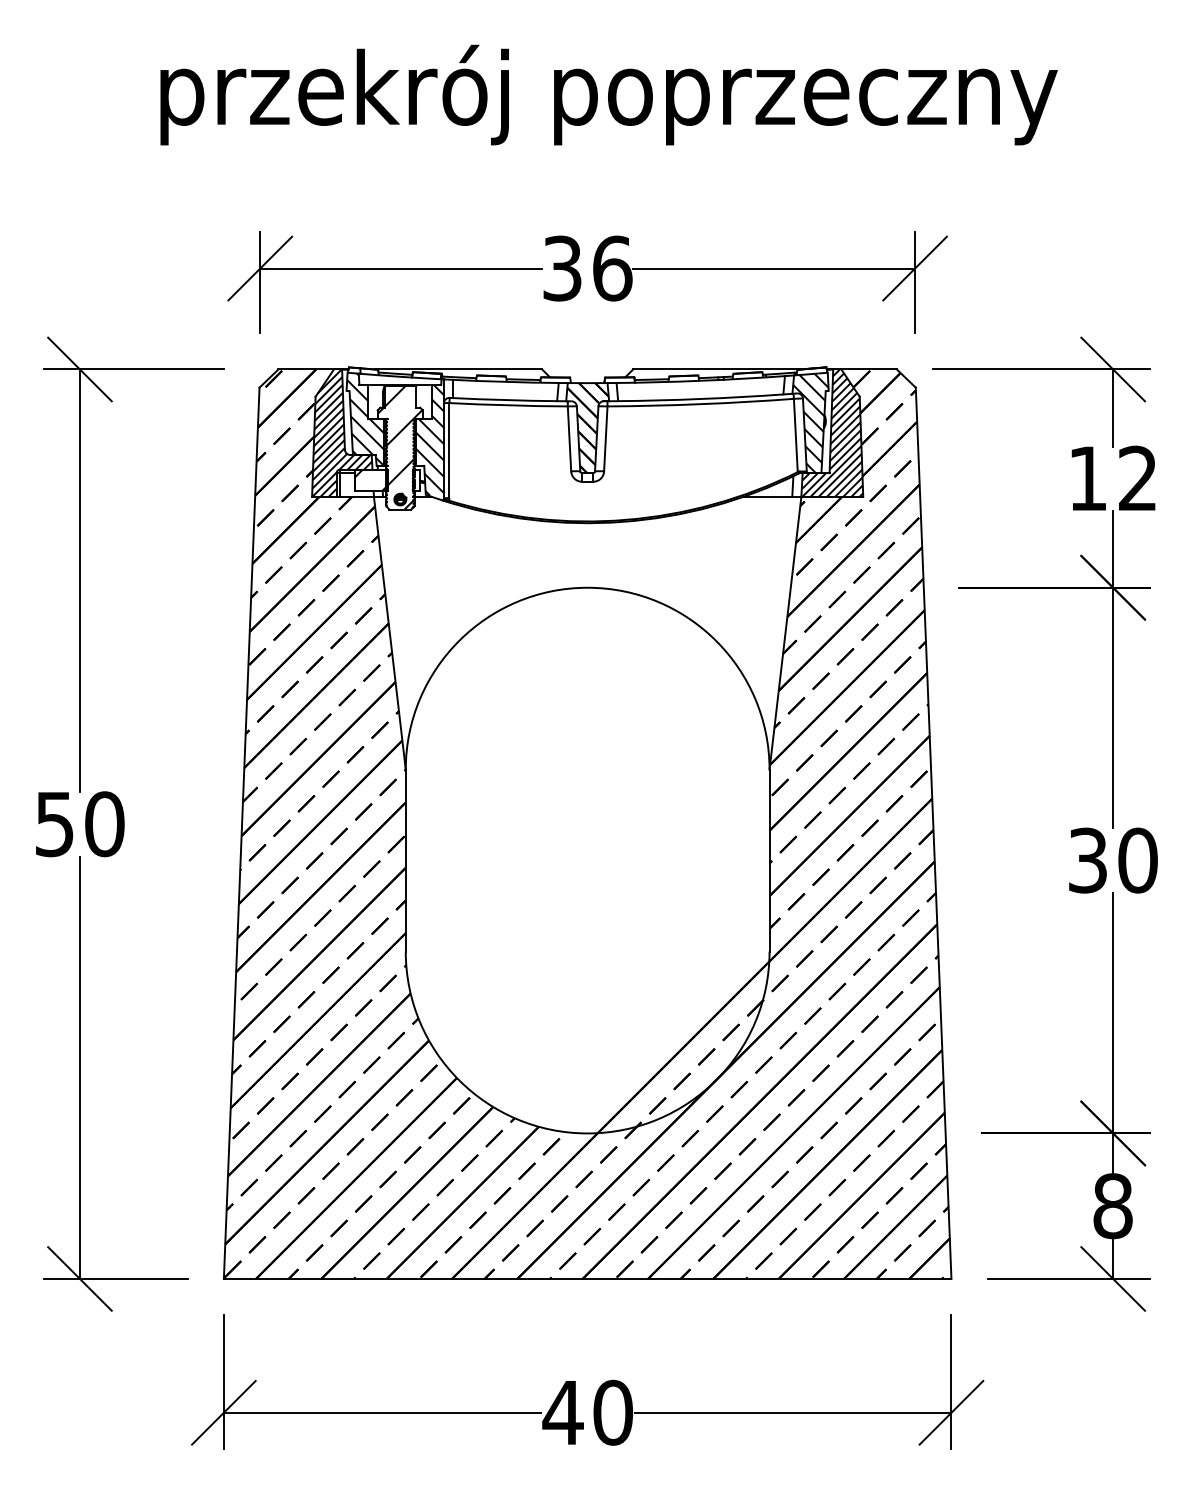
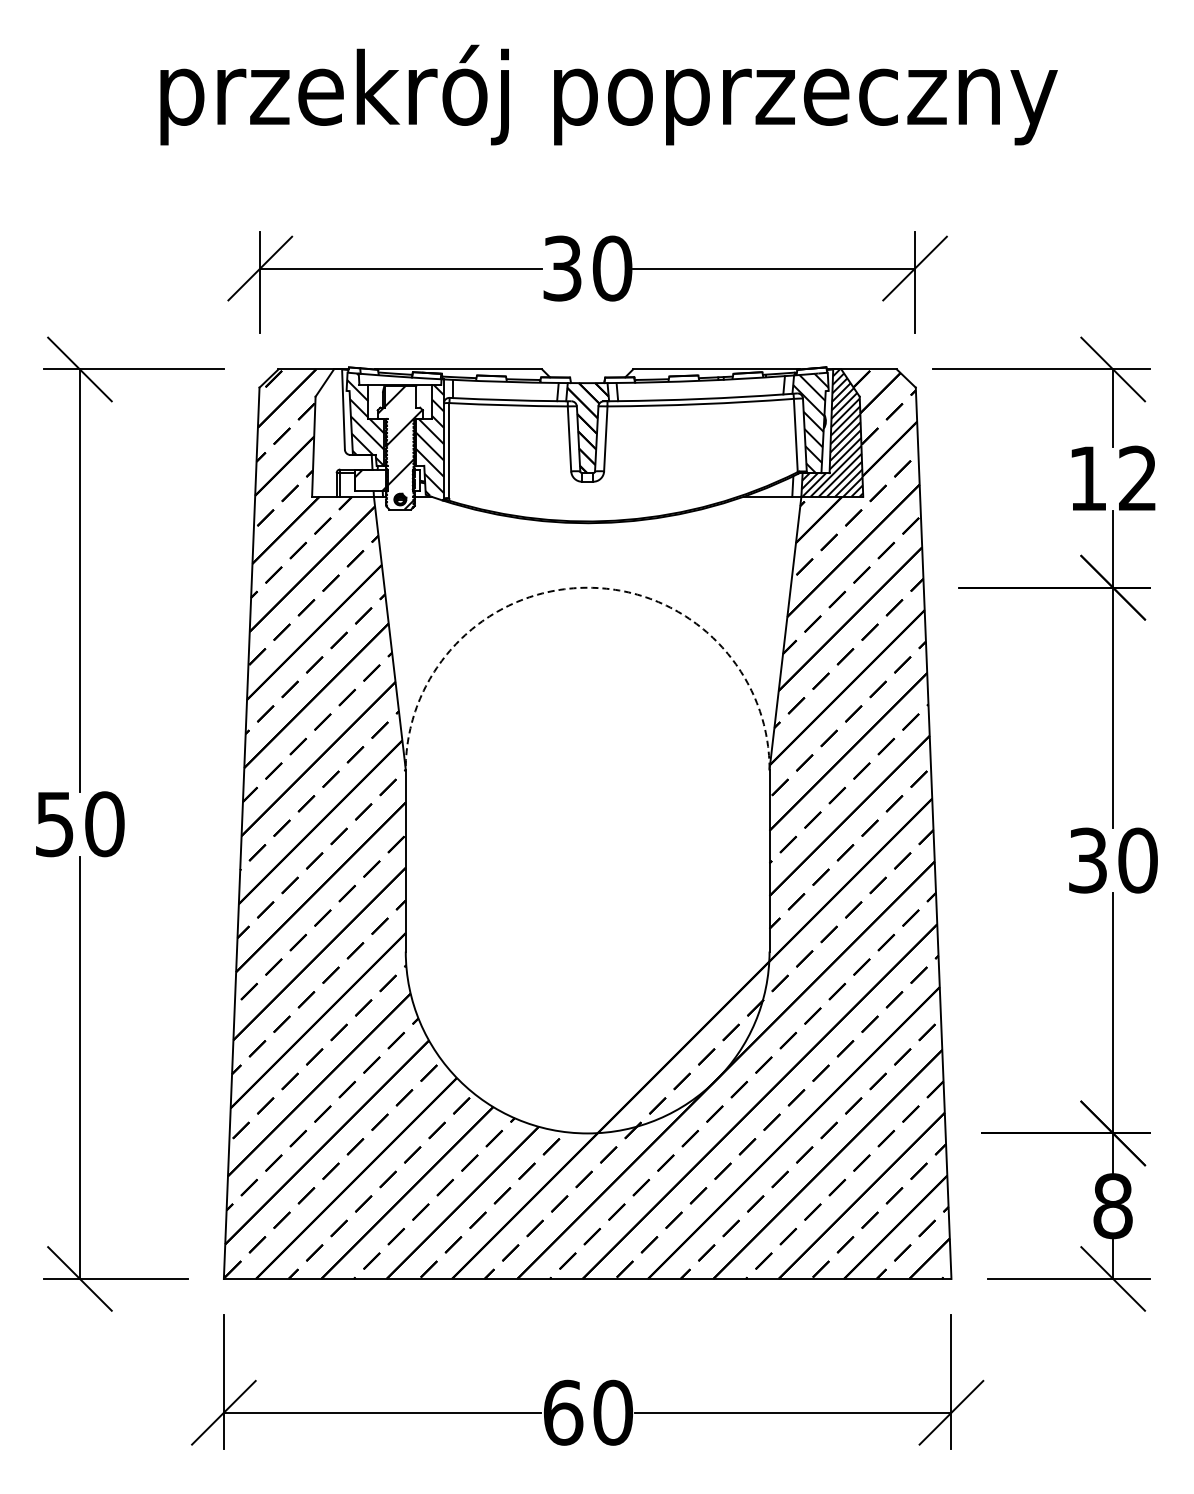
text: 36 -> 30 (612, 268)
hatch: present -> none (342, 432)
arc: solid -> dashed (587, 587)
text: 40 -> 60 (562, 1412)
